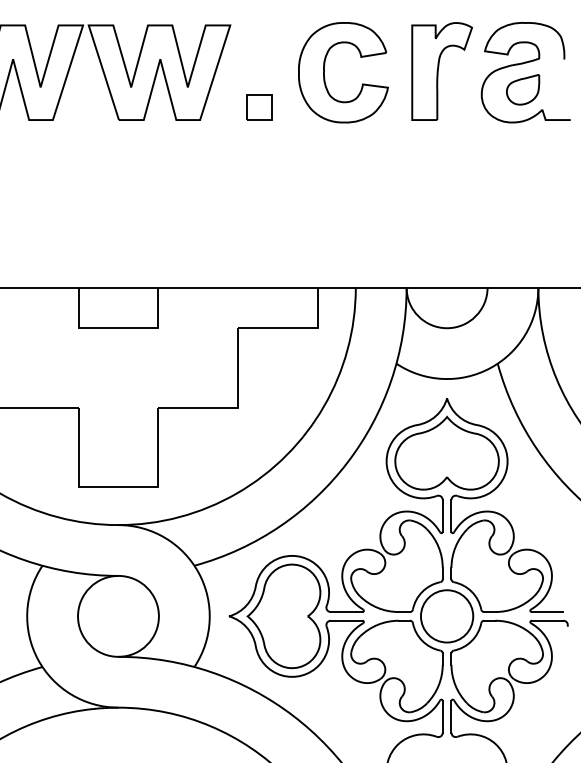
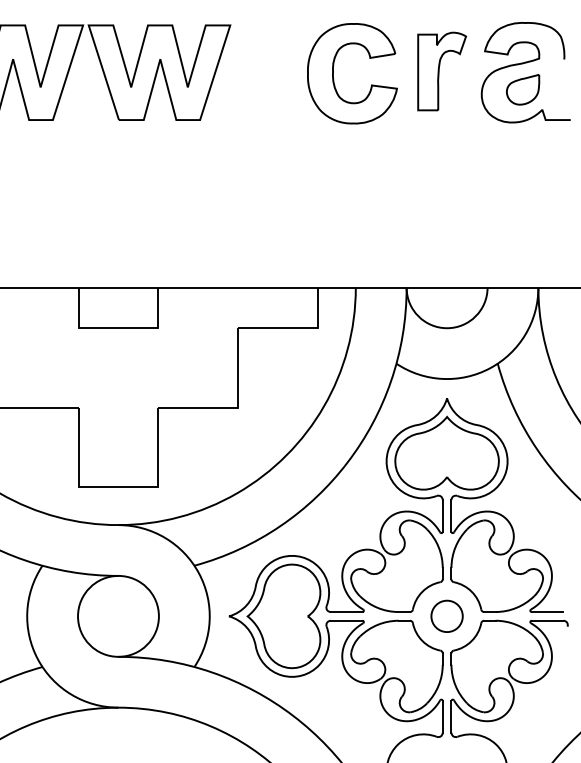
part size: 62x99 px -> 50x81 px (441, 71)
part position: (325, 78) -> (334, 79) (334, 79)
part: present -> none (259, 107)
circle diameter: 52 px -> 31 px (446, 616)
